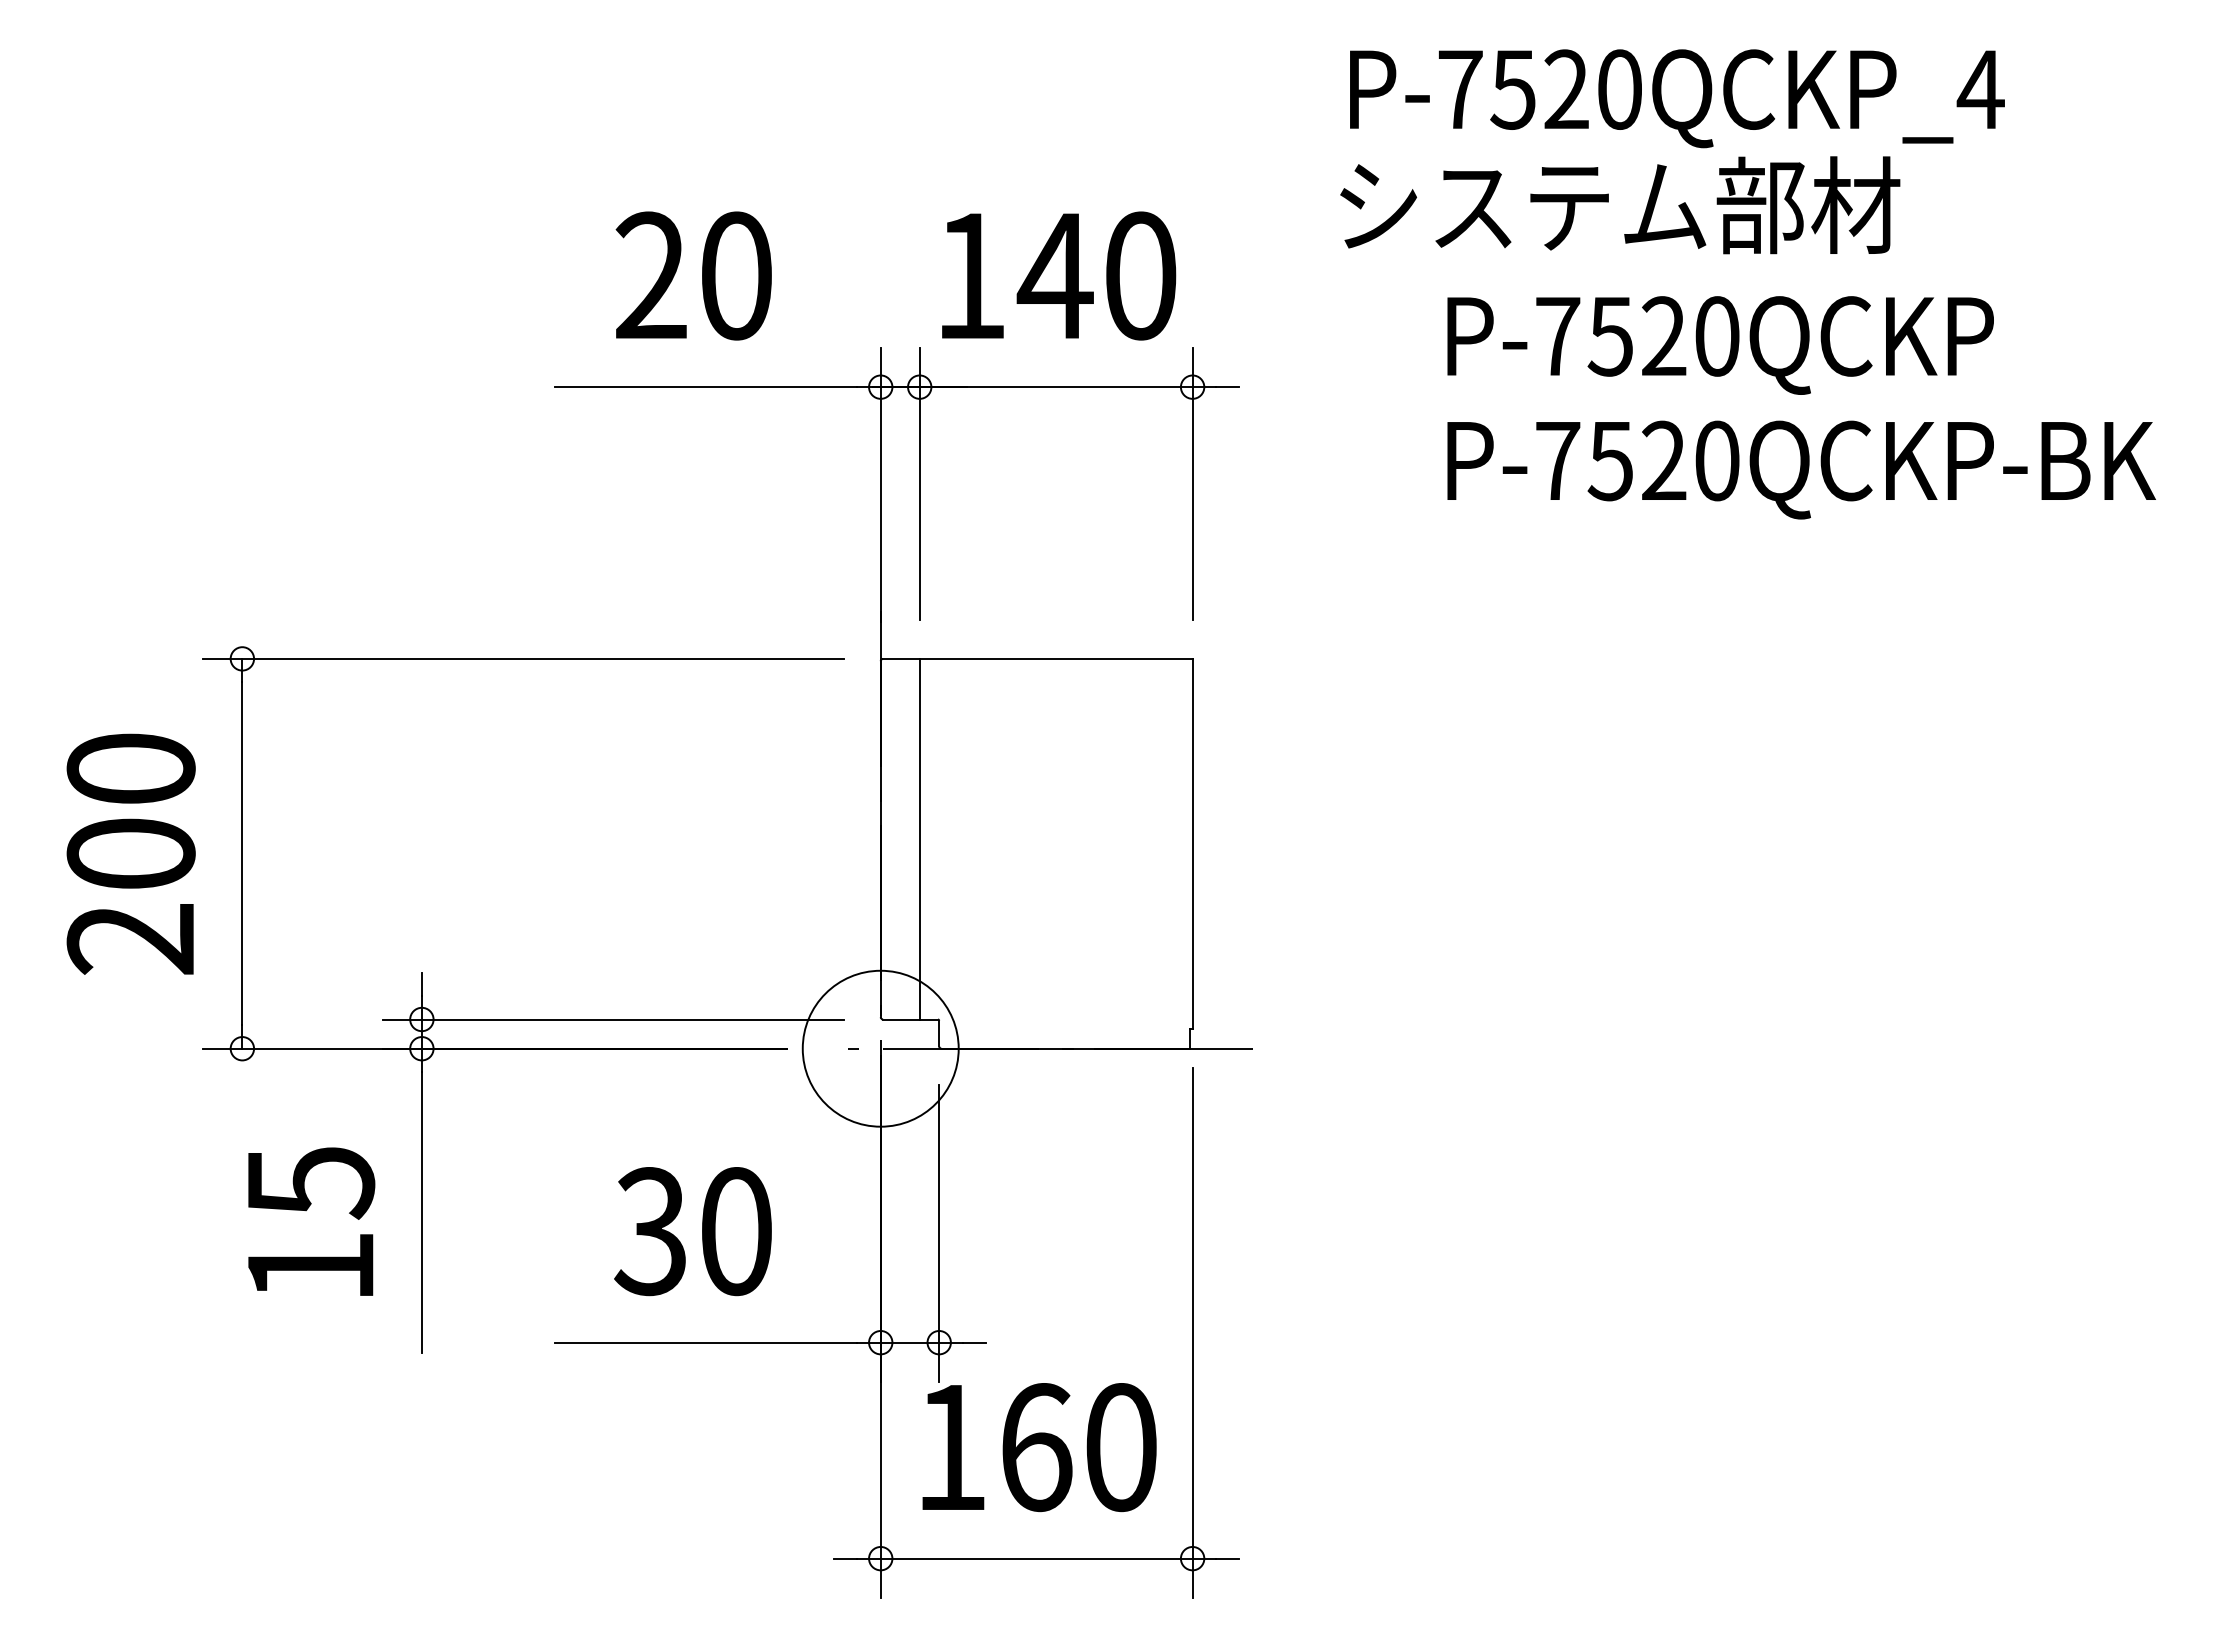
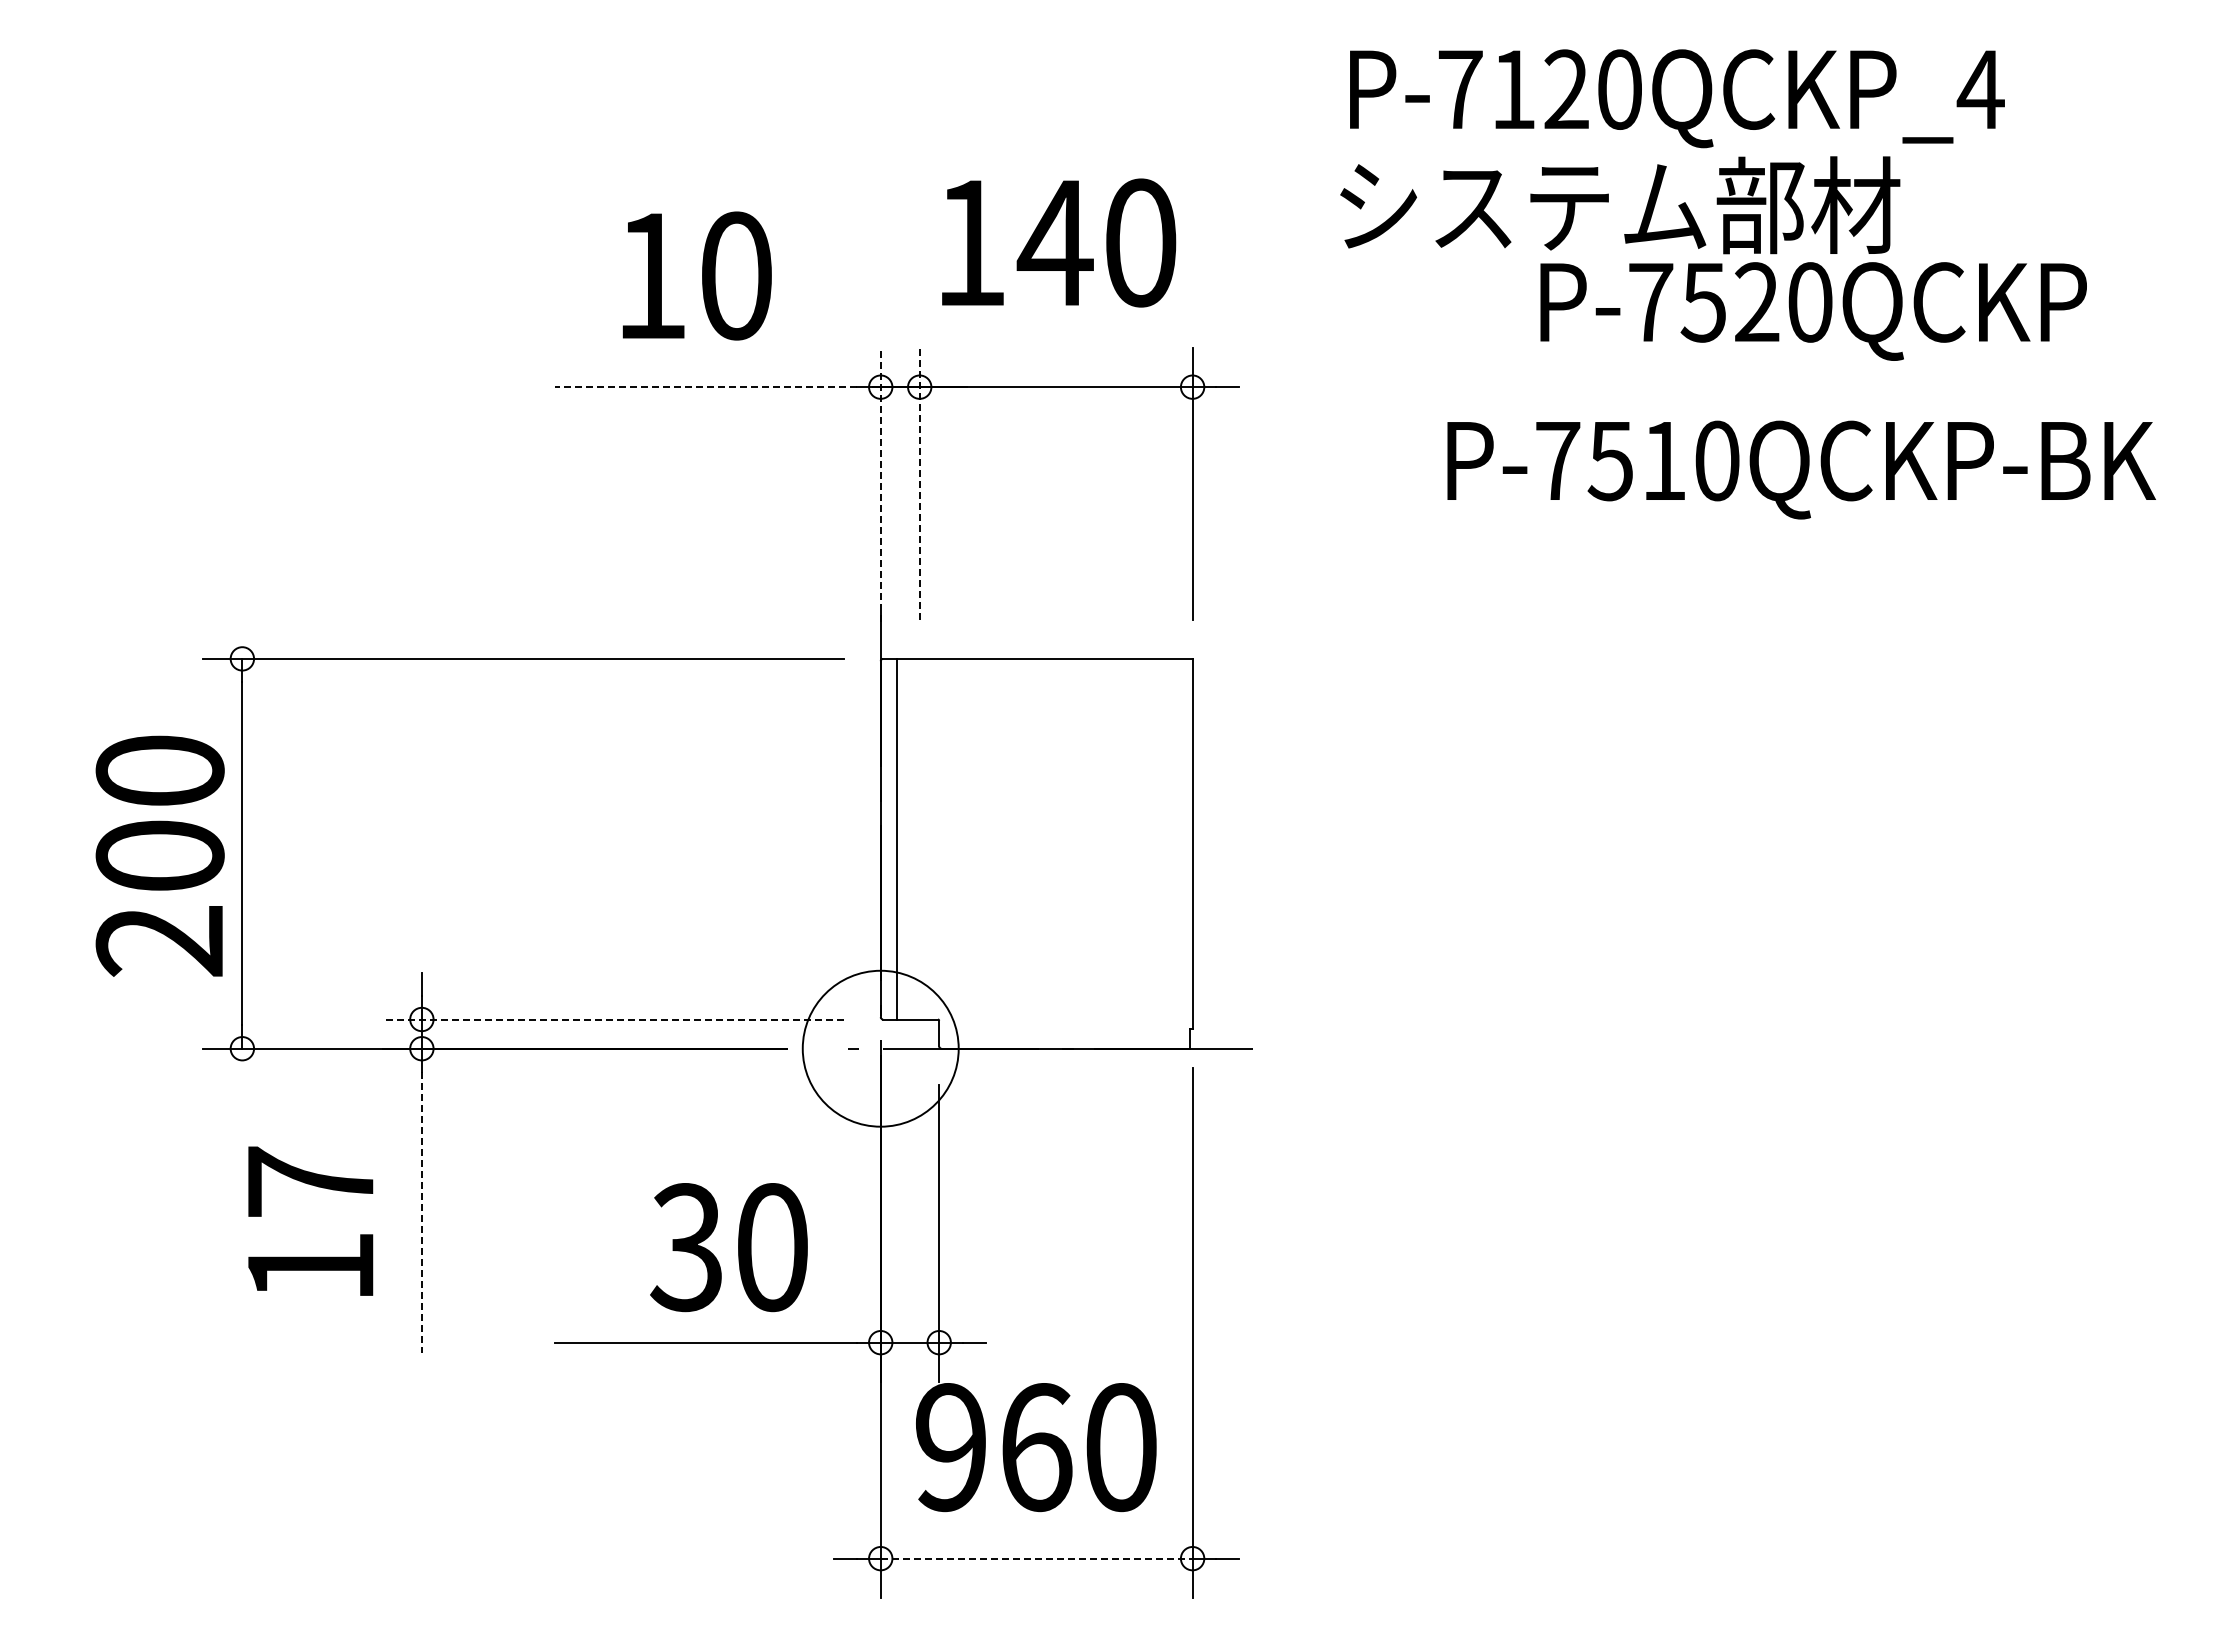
text: P-7520QCKP_4 -> P-7120QCKP_4 (1512, 89)
text: 20 -> 10 (650, 274)
text position: (1059, 275) -> (1059, 242) (1059, 242)
text position: (1720, 345) -> (1813, 311) (1813, 311)
line: solid -> dashed (705, 387)
text: P-7520QCKP-BK -> P-7510QCKP-BK (1664, 459)
line: solid -> dashed (880, 484)
line: solid -> dashed (919, 484)
line position: (919, 838) -> (896, 838) (896, 838)
text position: (130, 853) -> (159, 855) (159, 855)
line: solid -> dashed (613, 1019)
text: 15 -> 17 (311, 1182)
line: solid -> dashed (421, 1212)
text position: (692, 1231) -> (728, 1247) (728, 1247)
text: 160 -> 960 (950, 1447)
line: solid -> dashed (1036, 1558)
